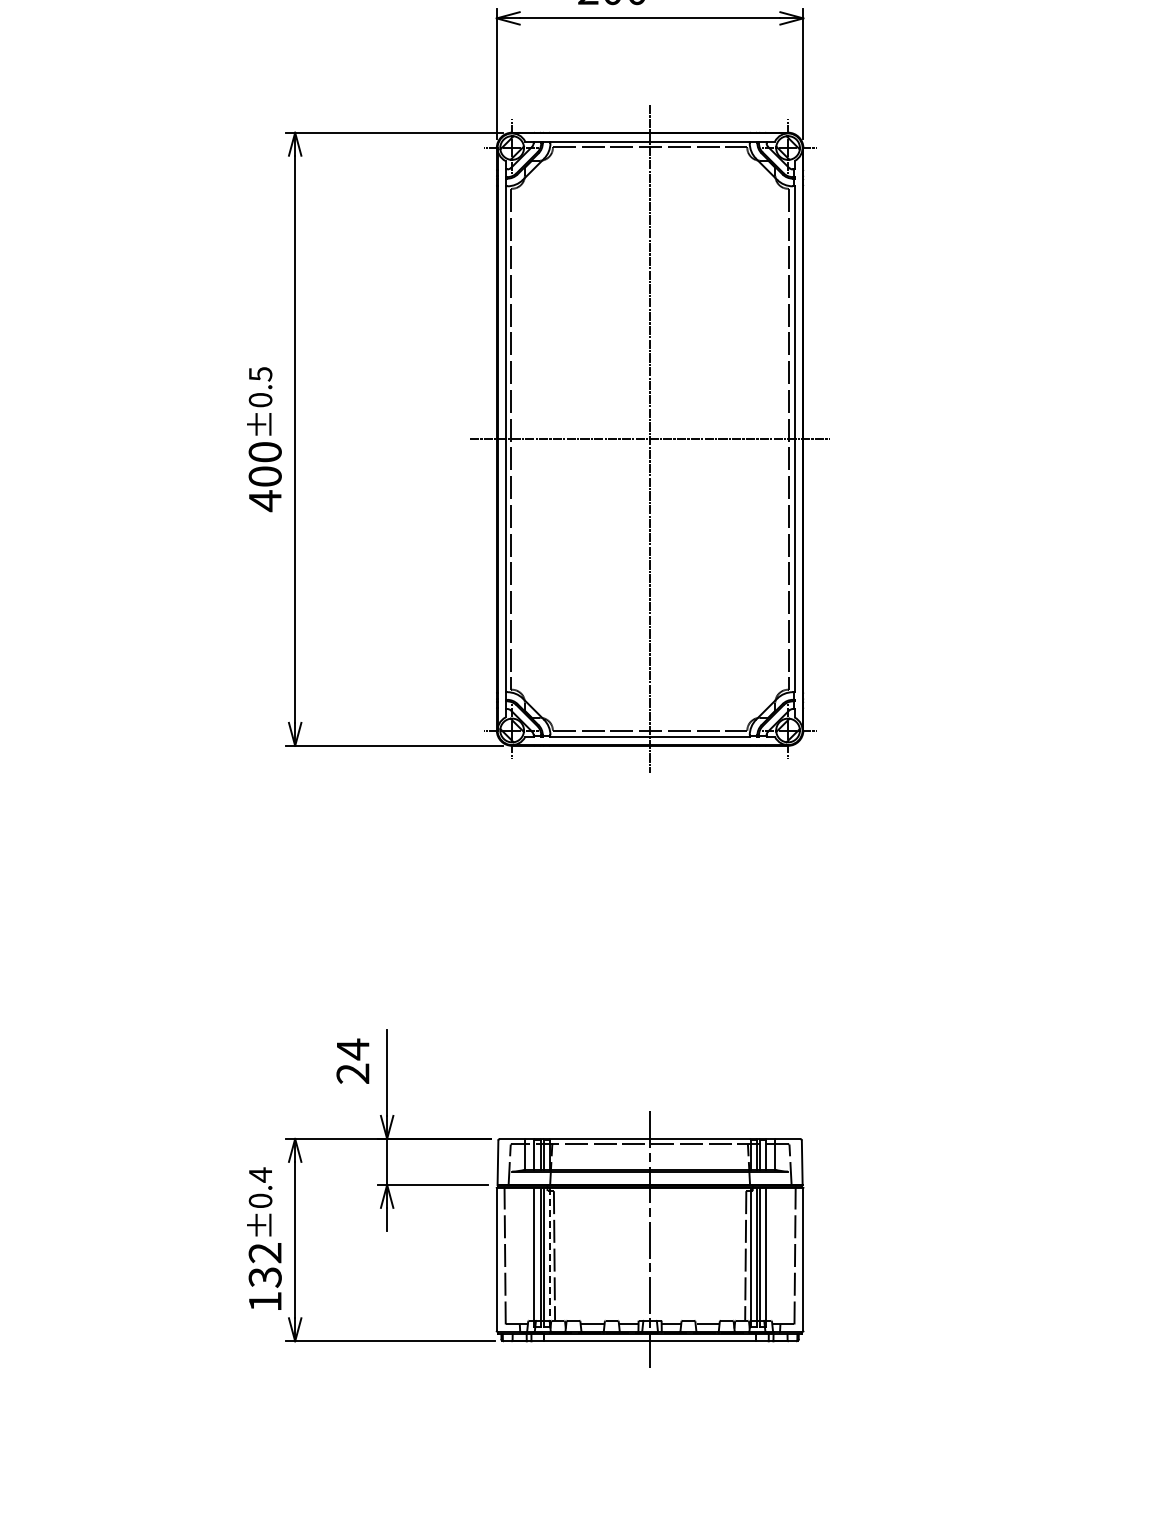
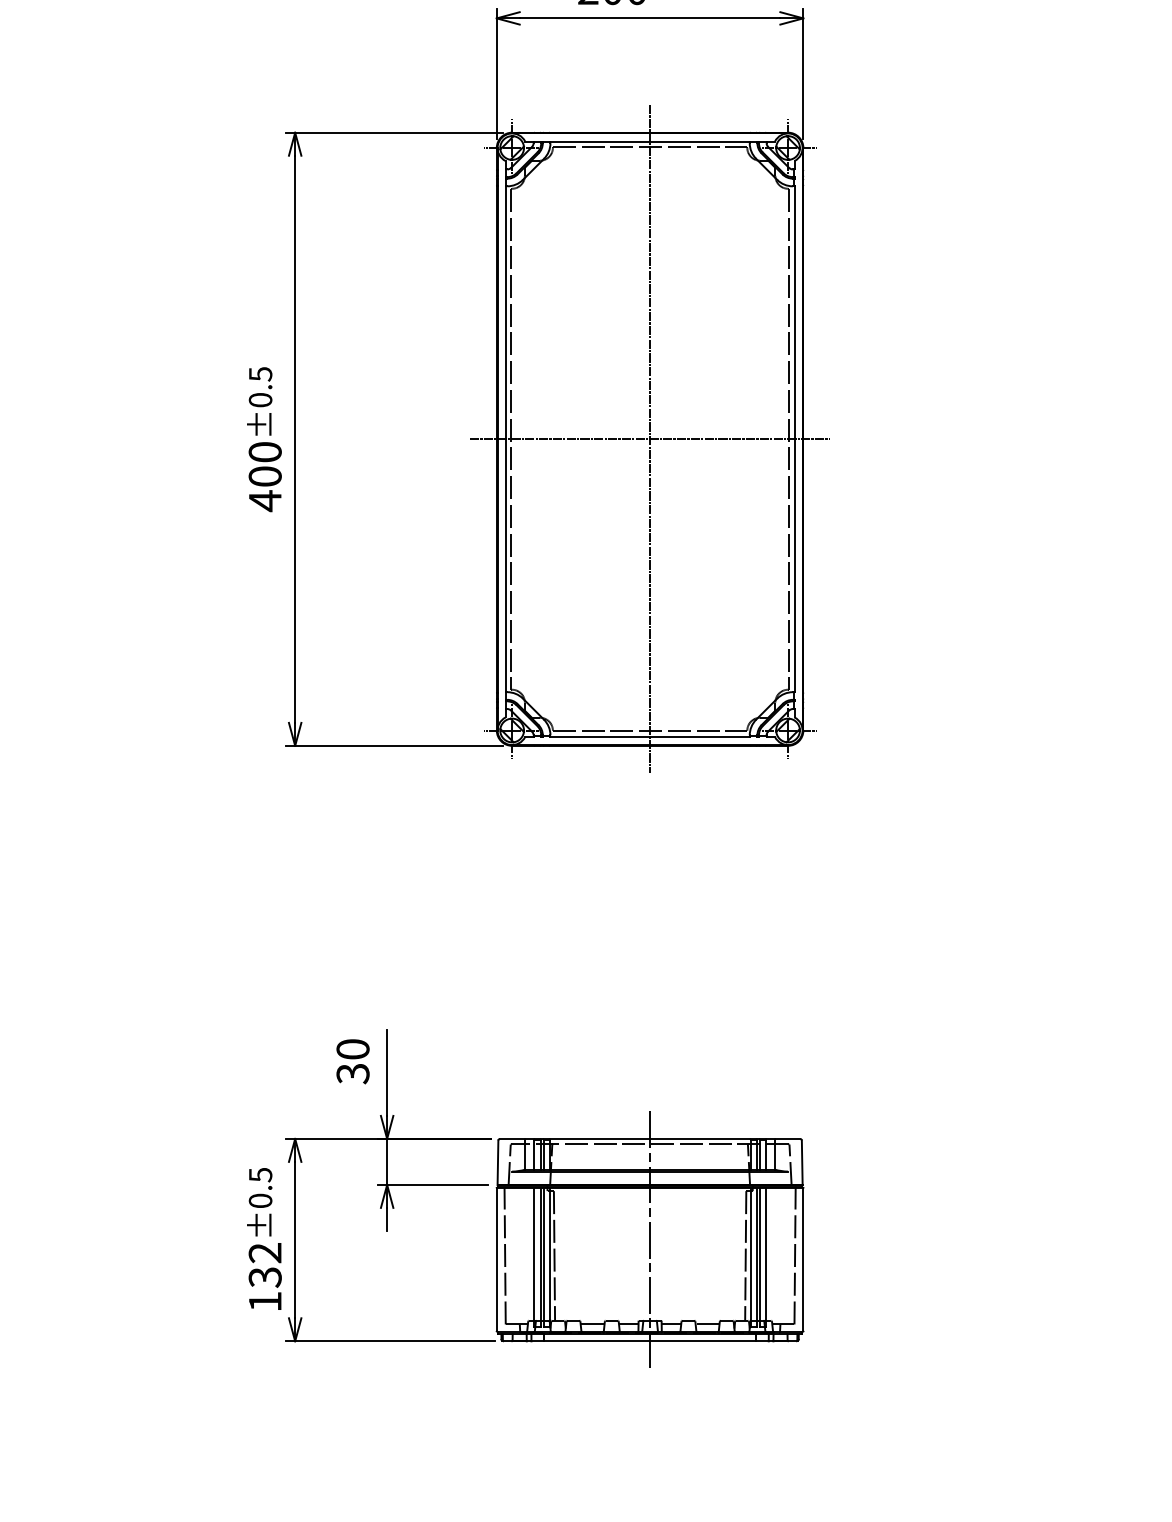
text: 24 -> 30 (352, 1061)
text: ±0.4 -> ±0.5 (260, 1174)
line: dashed -> solid (549, 1257)
